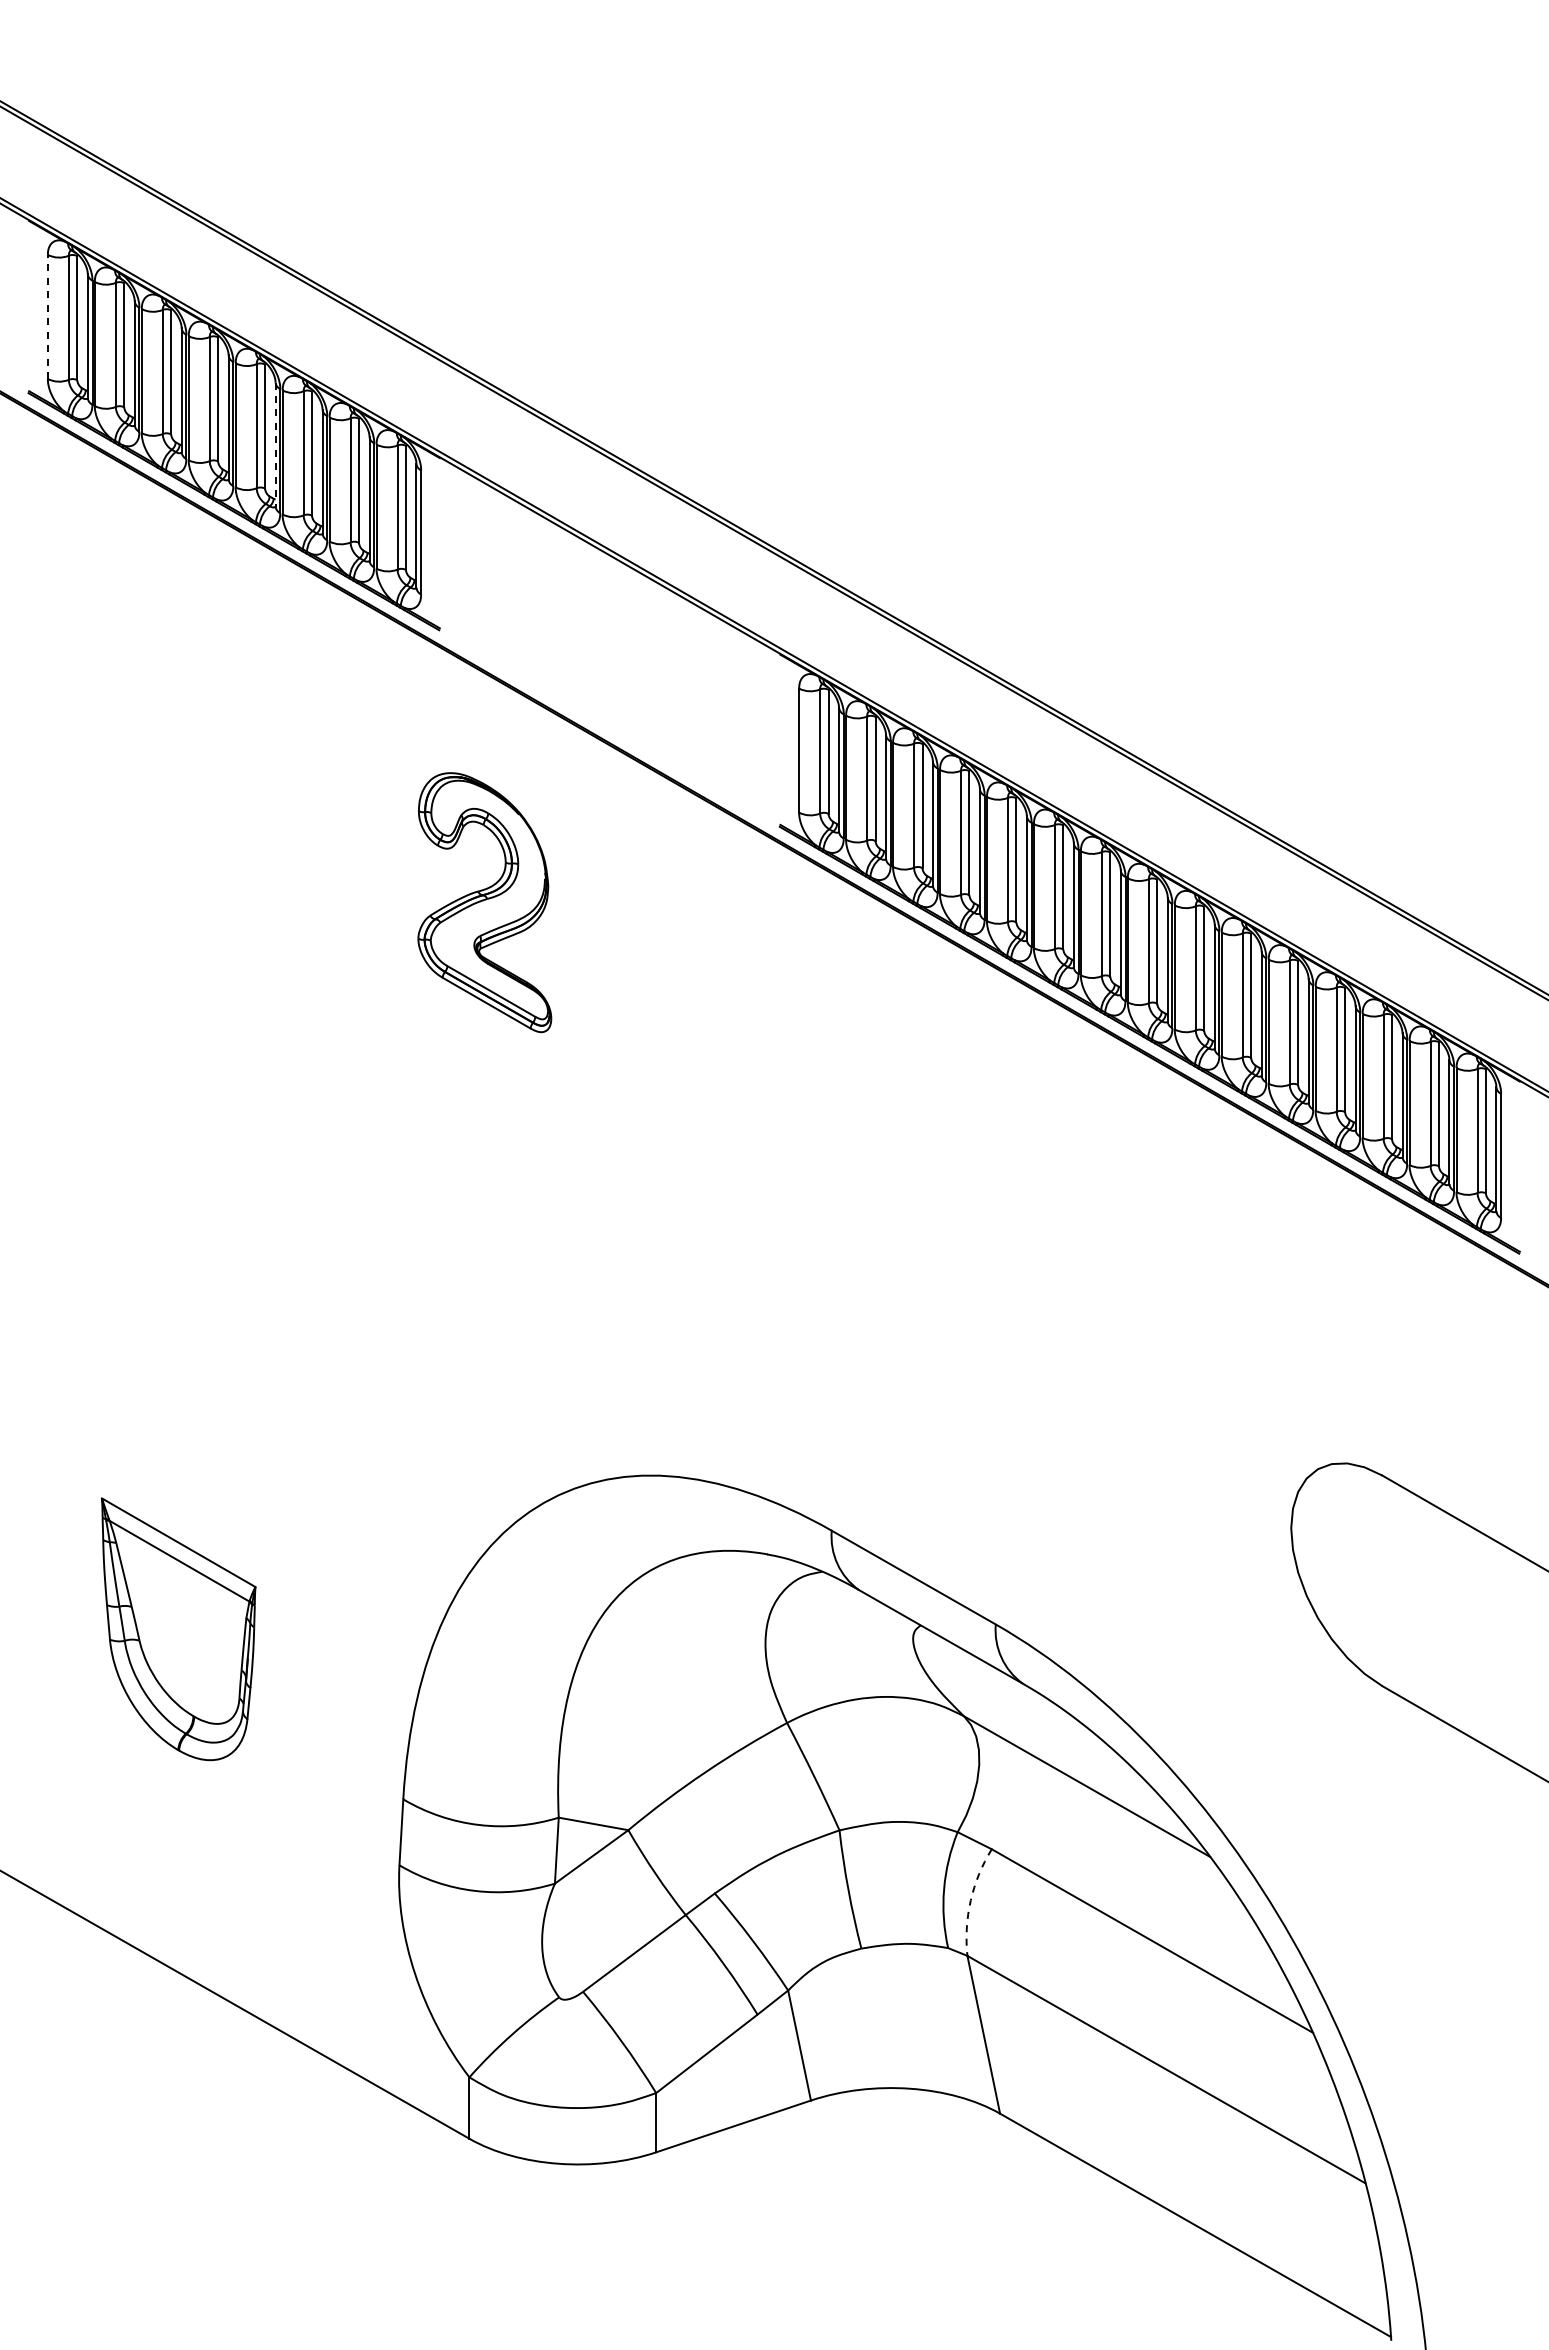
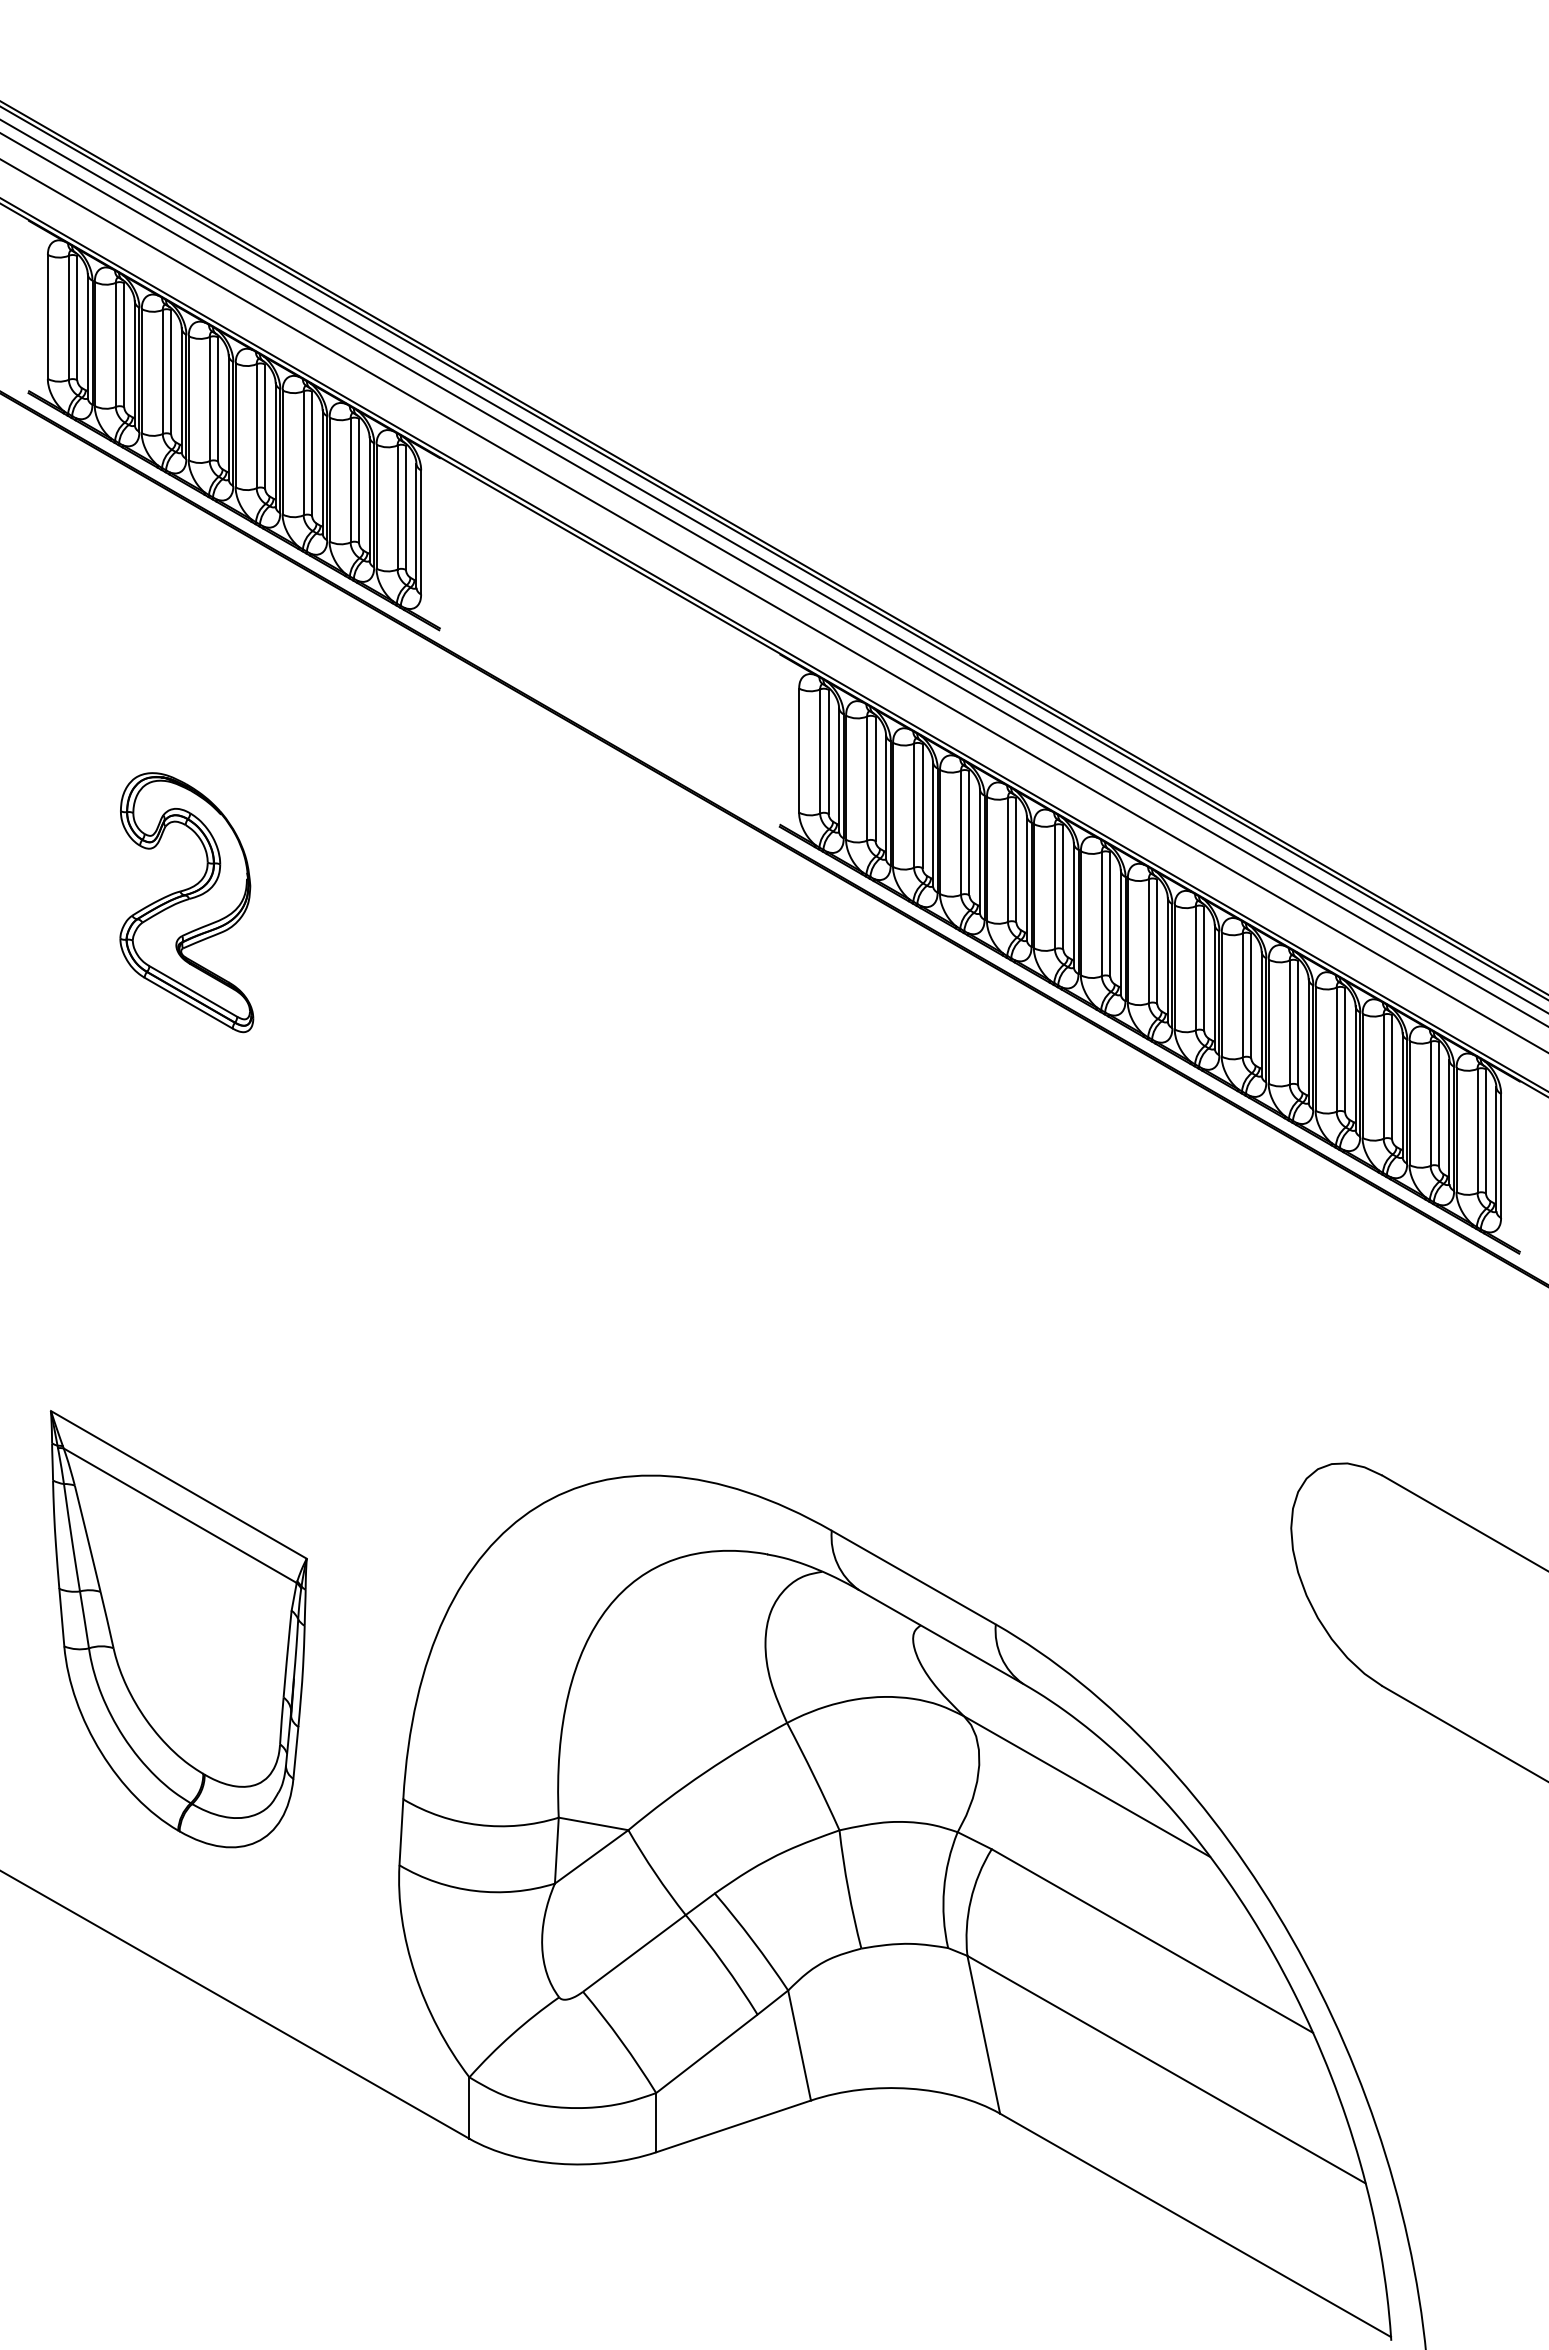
line: dashed -> solid (47, 316)
line: dashed -> solid (275, 445)
line: none -> present (773, 565)
line: none -> present (773, 579)
line: none -> present (773, 605)
part position: (484, 902) -> (186, 902) (186, 902)
part size: 157x265 px -> 259x439 px (178, 1629)
arc: dashed -> solid (970, 1900)
